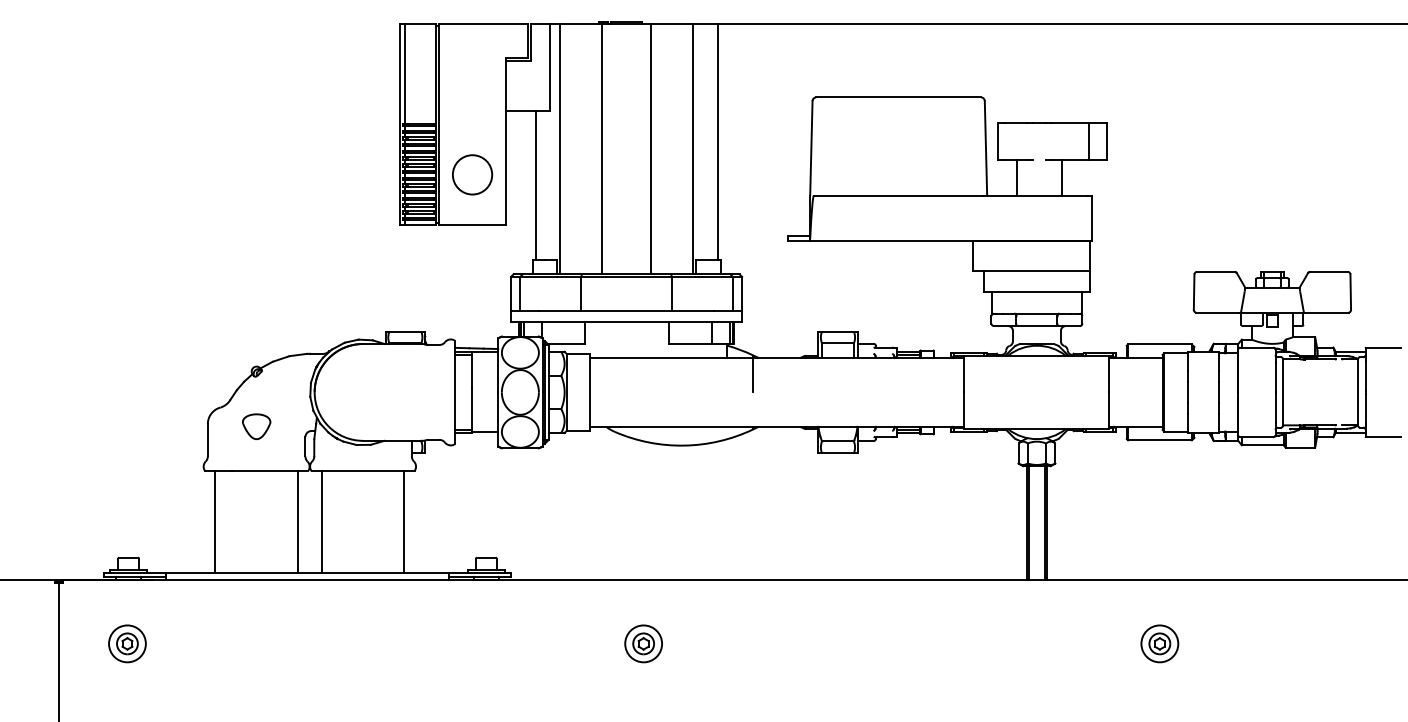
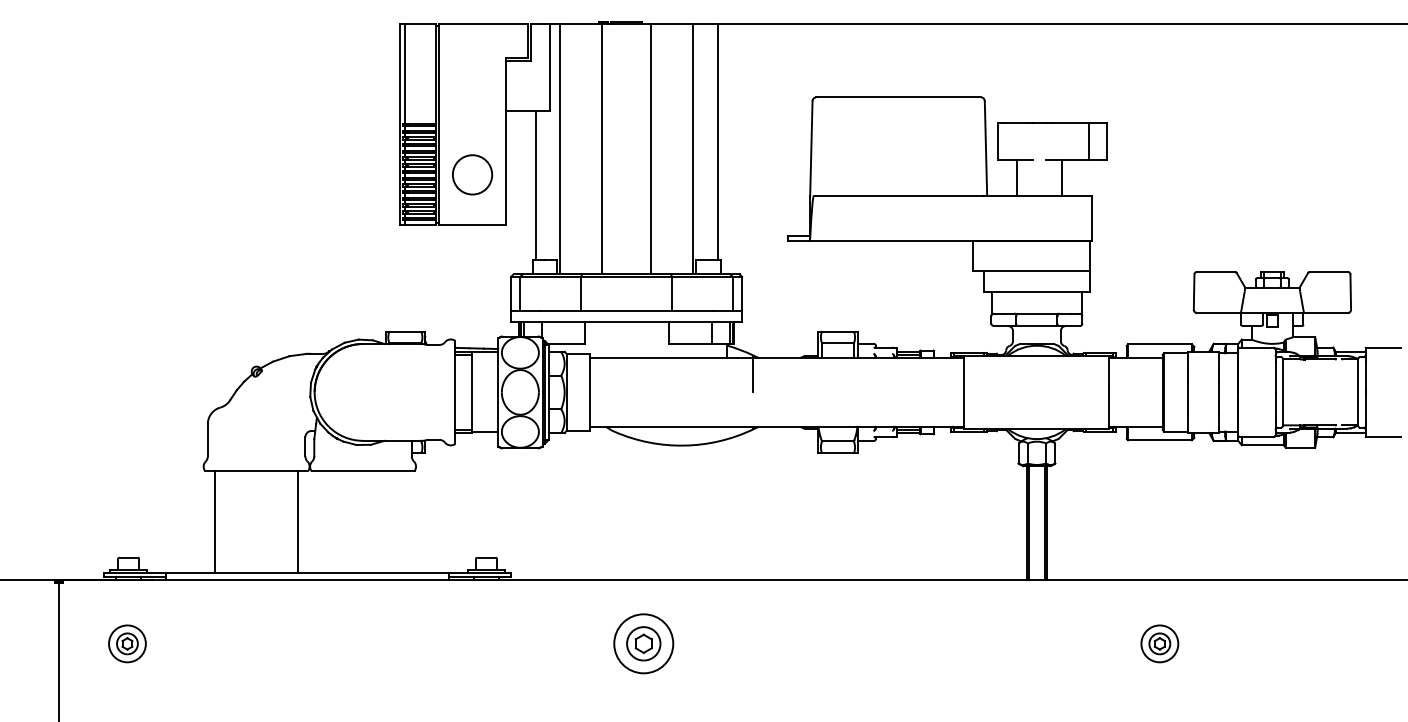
part: present -> none (256, 426)
line: present -> none (321, 521)
line: present -> none (404, 521)
part size: 39x40 px -> 62x62 px (643, 643)
